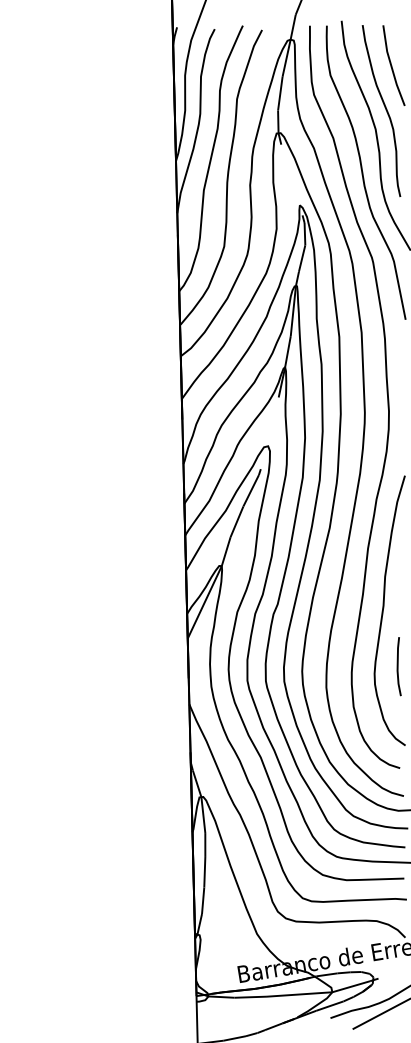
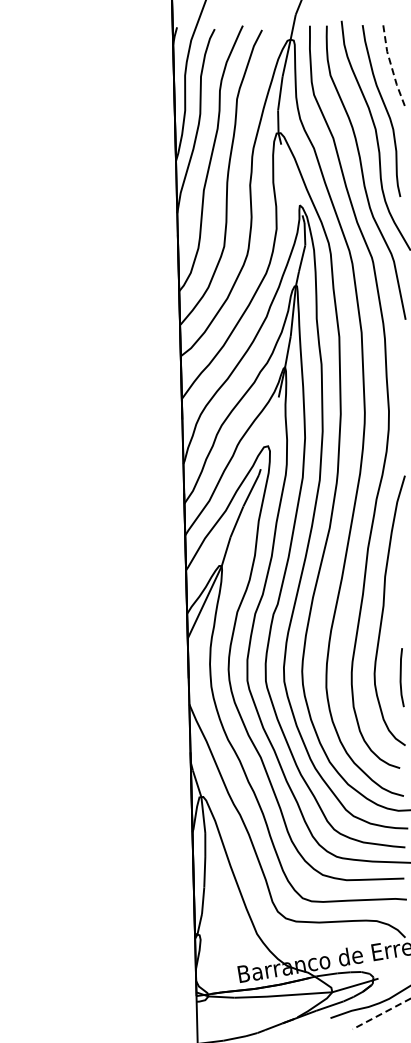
line: solid -> dashed (391, 66)
line position: (398, 666) -> (401, 677) (401, 677)
line: solid -> dashed (381, 1014)
